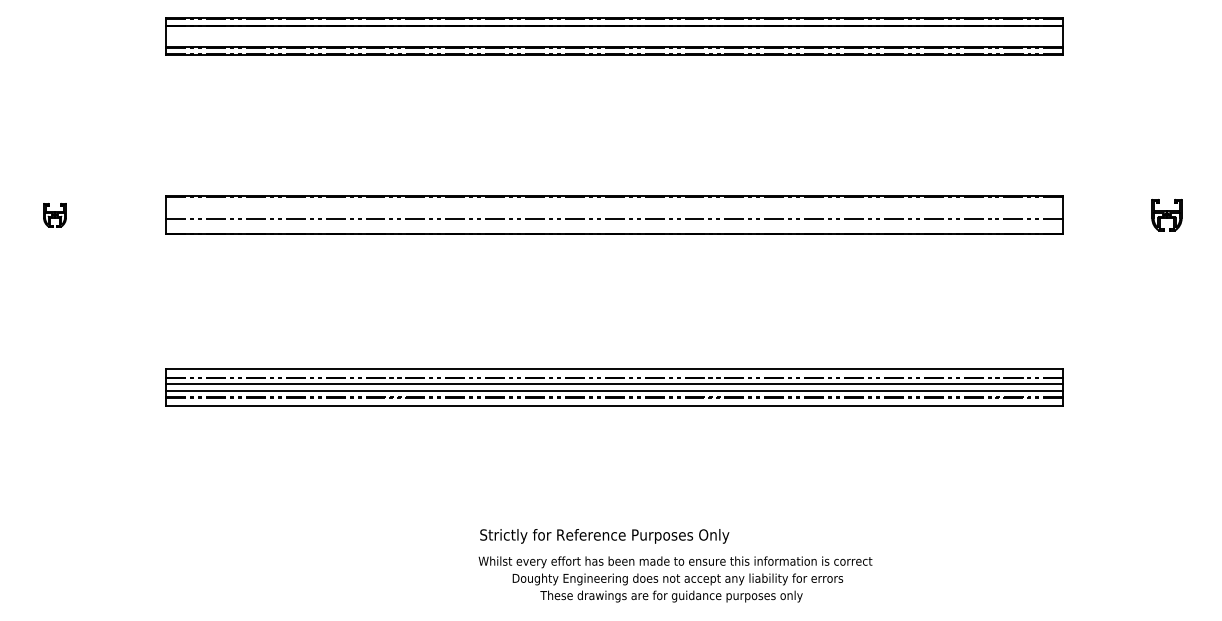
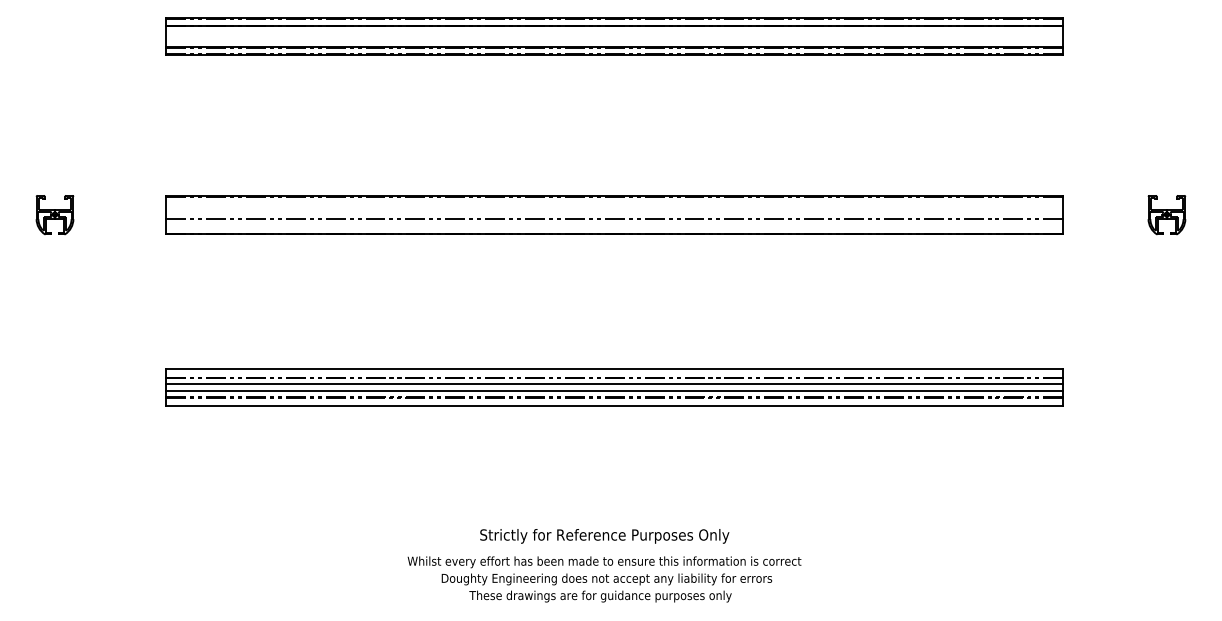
part size: 24x25 px -> 40x41 px (54, 215)
part size: 32x33 px -> 40x41 px (1166, 215)
text position: (675, 579) -> (604, 579) (604, 579)
